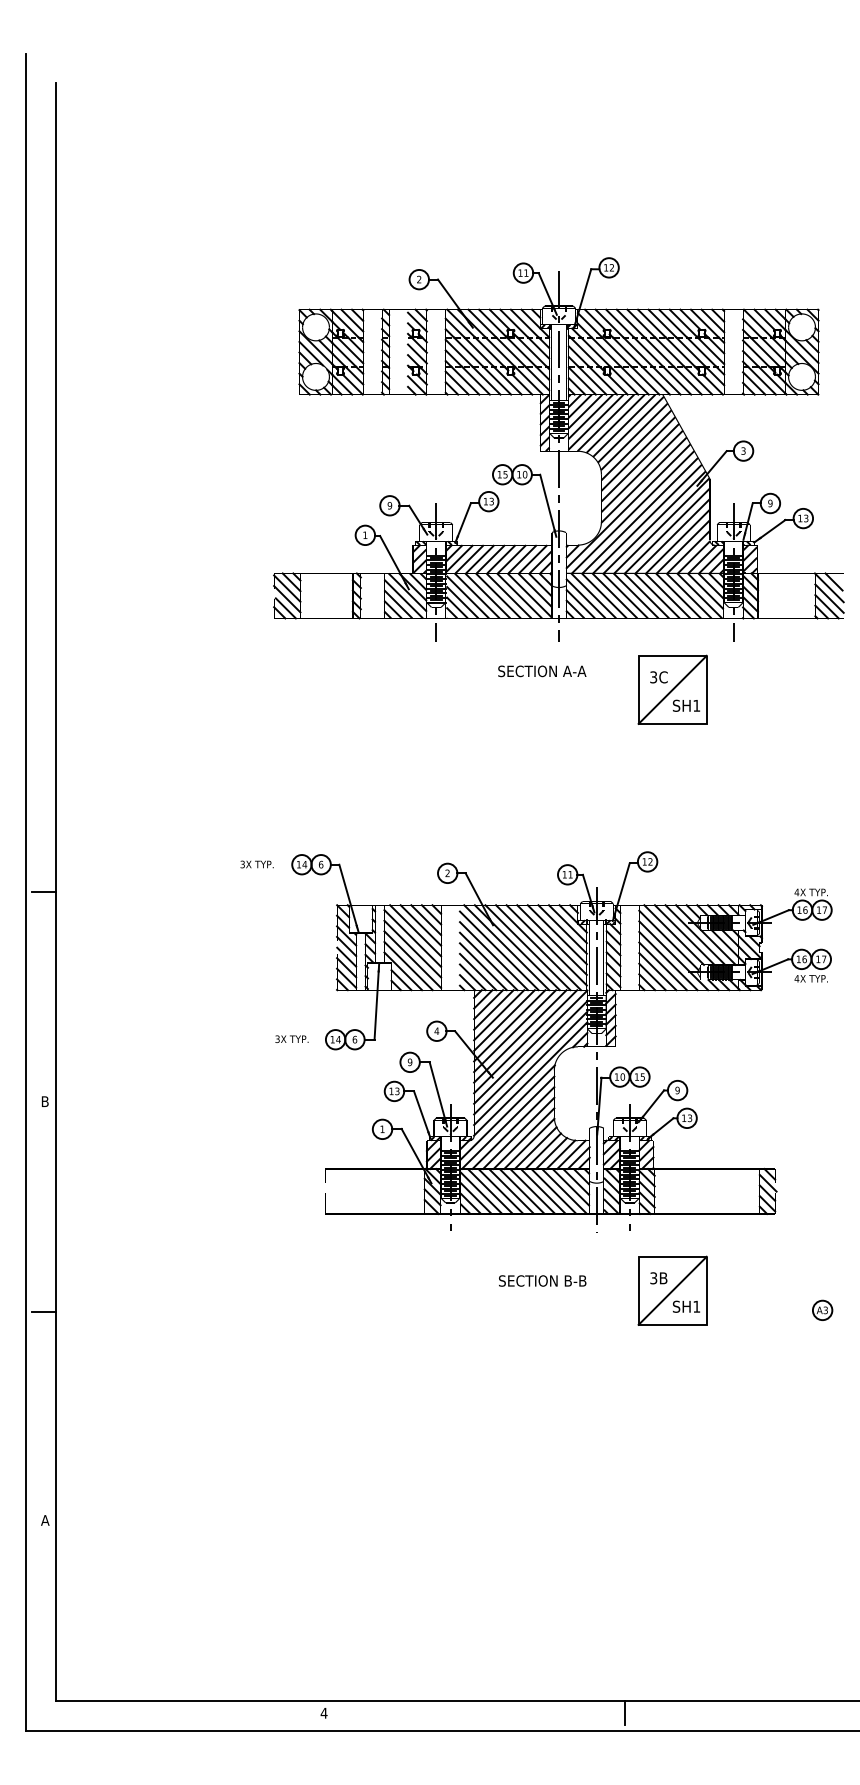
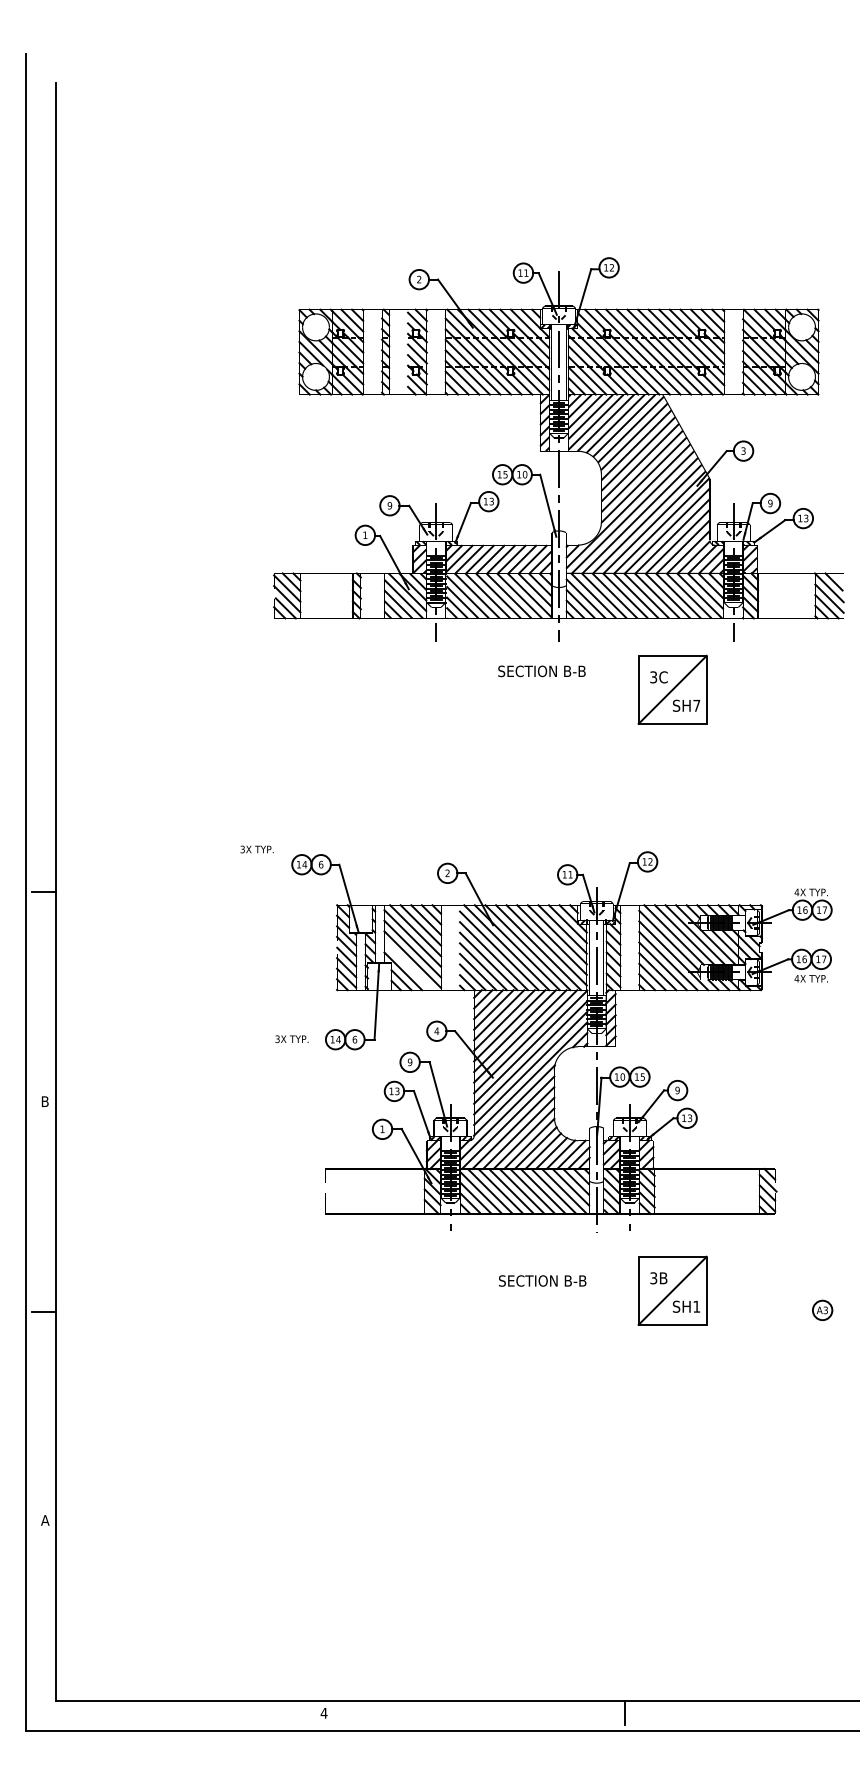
text: SECTION A-A -> SECTION B-B (574, 670)
text: SH1 -> SH7 (696, 705)
text position: (256, 864) -> (256, 849) (256, 849)
line: present -> none (408, 965)
